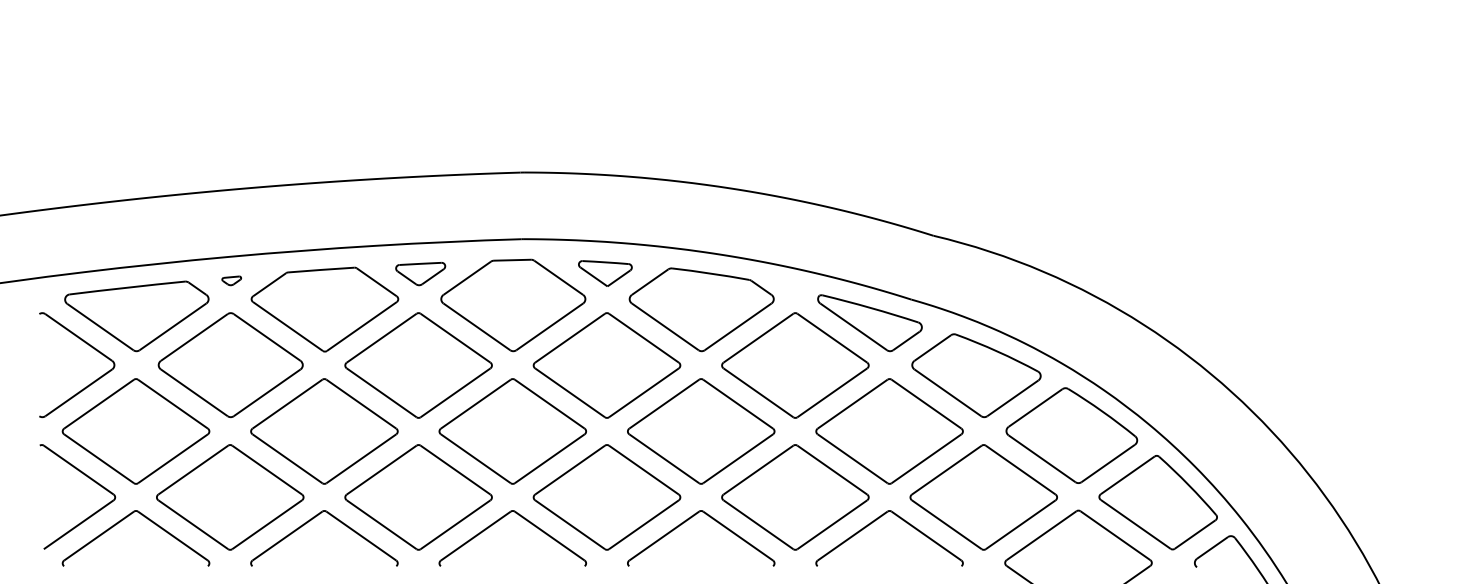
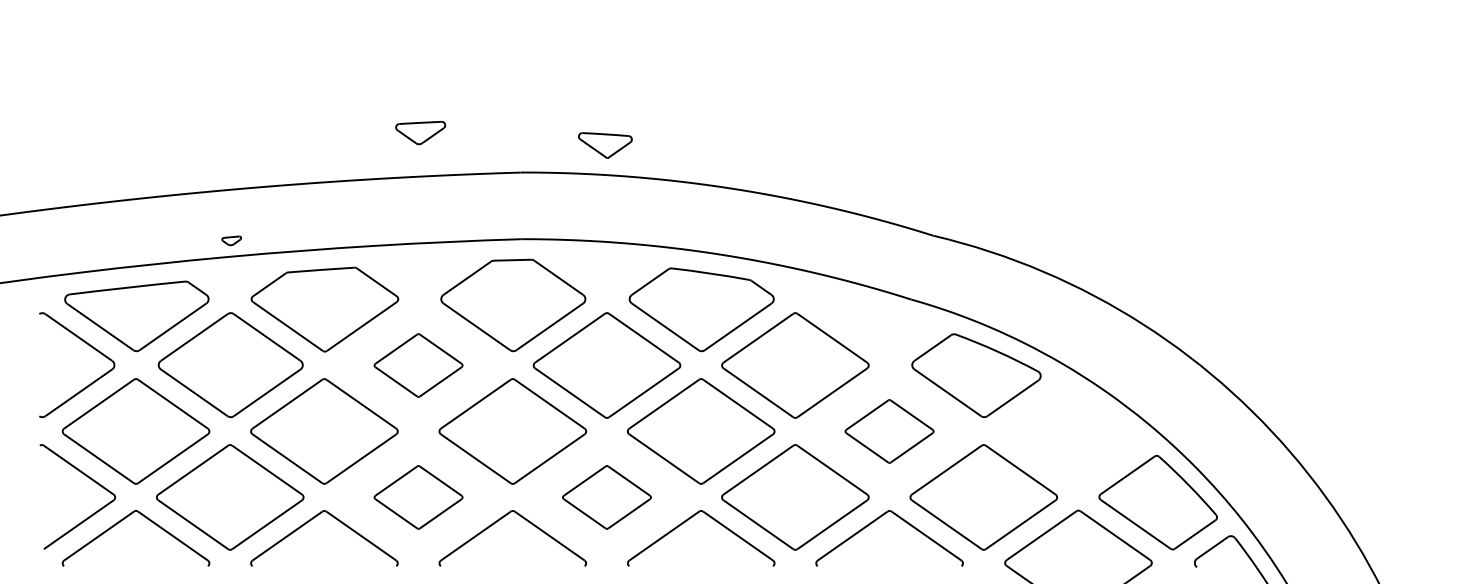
part position: (605, 273) -> (605, 145) (605, 145)
part position: (420, 274) -> (420, 133) (420, 133)
part position: (231, 280) -> (231, 240) (231, 240)
part: present -> none (869, 323)
part size: 149x107 px -> 91x65 px (418, 365)
part size: 149x107 px -> 91x65 px (889, 431)
part: present -> none (1071, 435)
part size: 149x107 px -> 91x65 px (418, 497)
part size: 150x107 px -> 90x65 px (606, 497)
